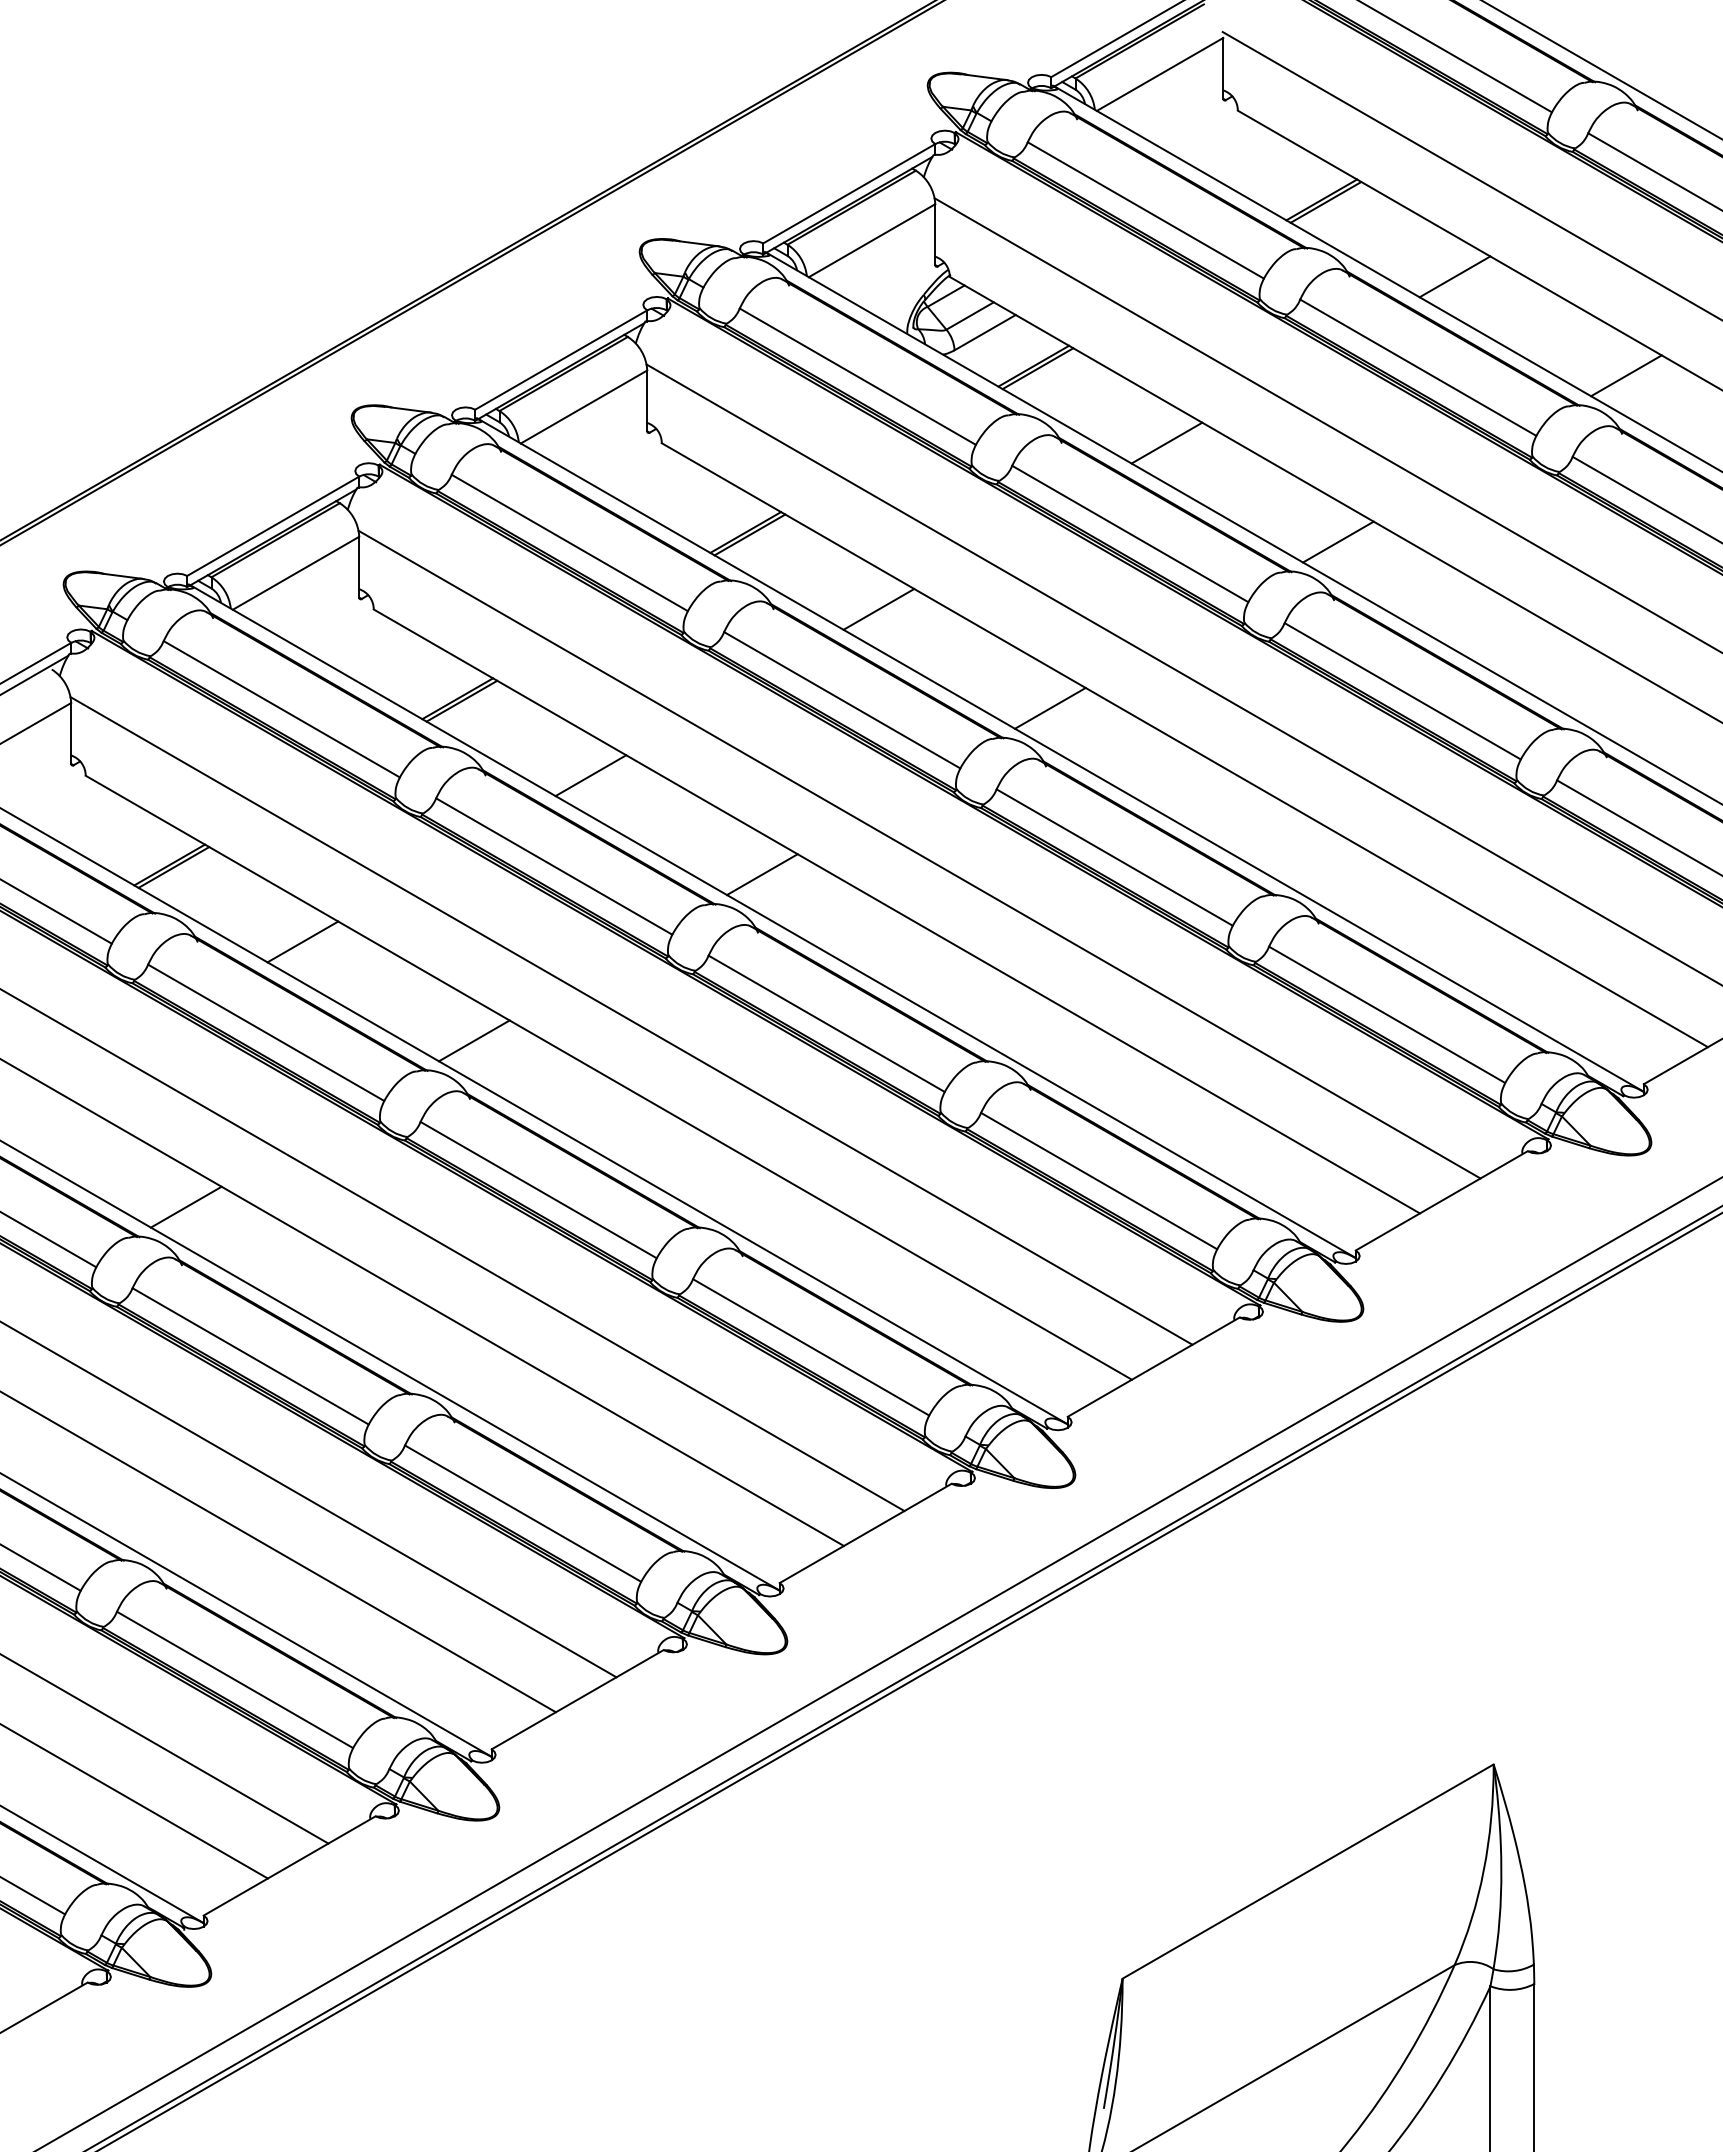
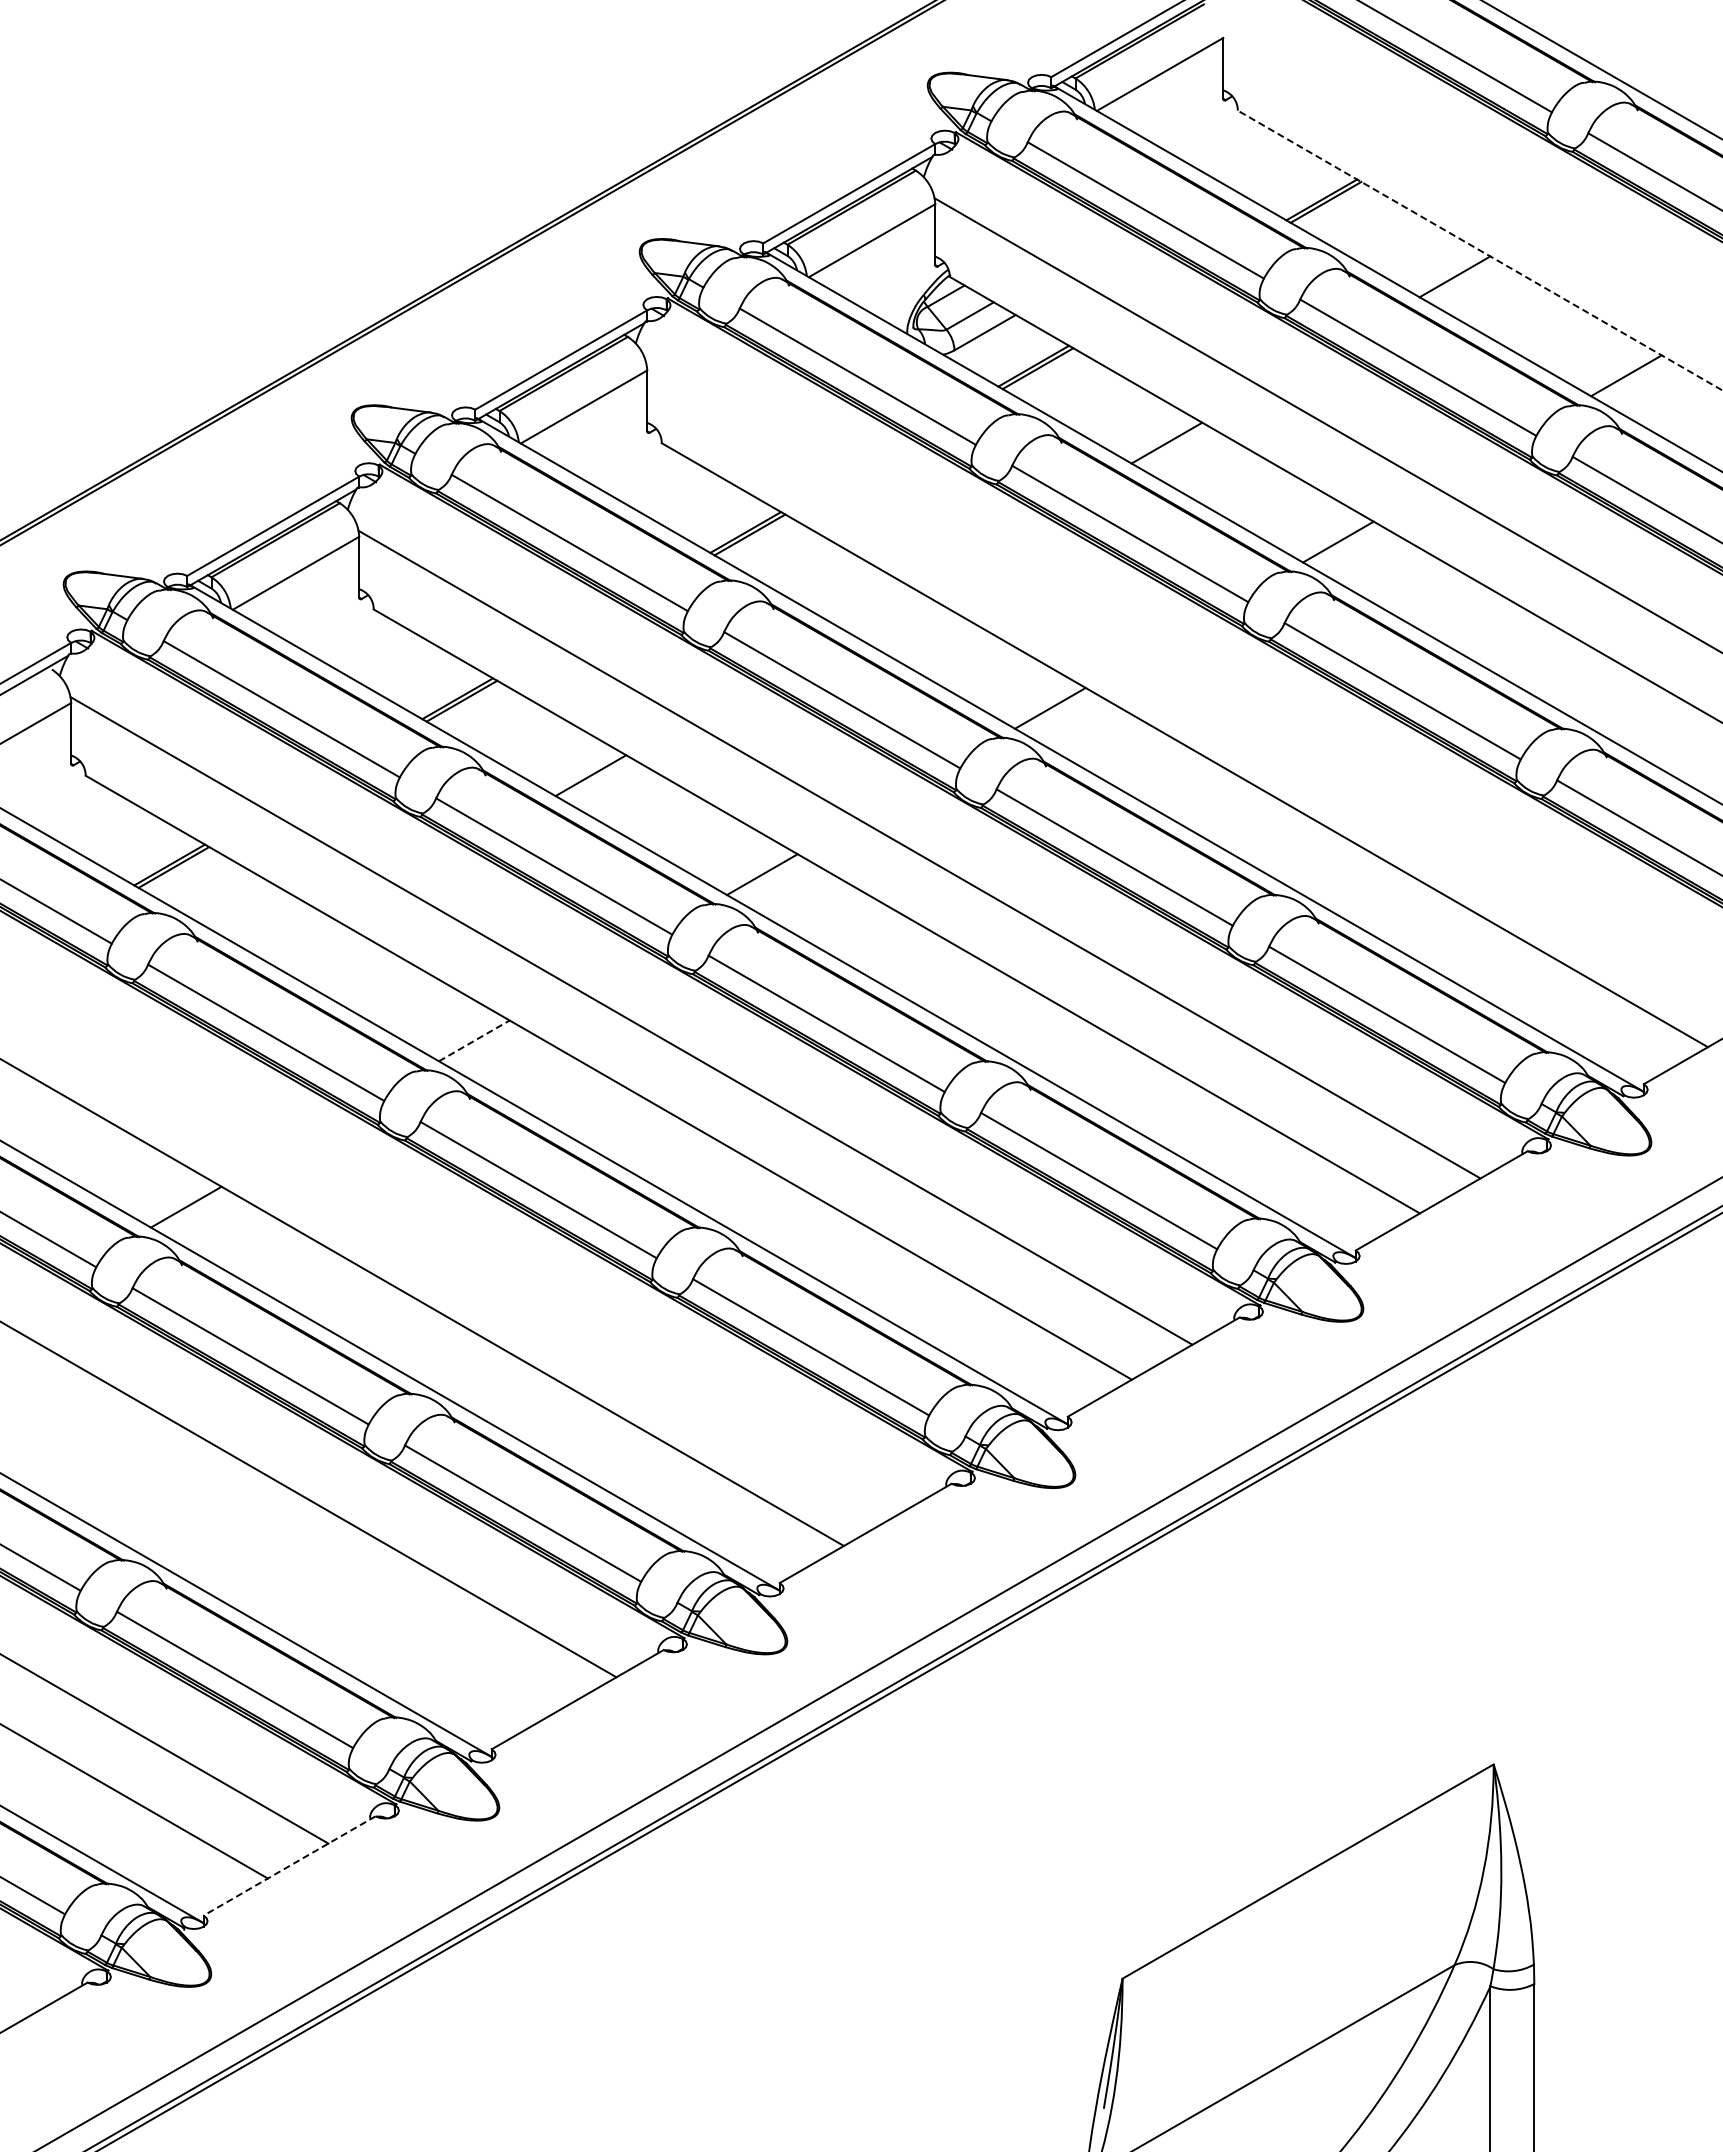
line: present -> none (1470, 175)
line: solid -> dashed (1480, 250)
line: present -> none (878, 608)
line: present -> none (1182, 673)
line: present -> none (302, 941)
line: solid -> dashed (474, 1040)
line: present -> none (453, 1250)
line: present -> none (278, 1552)
line: solid -> dashed (289, 1866)
